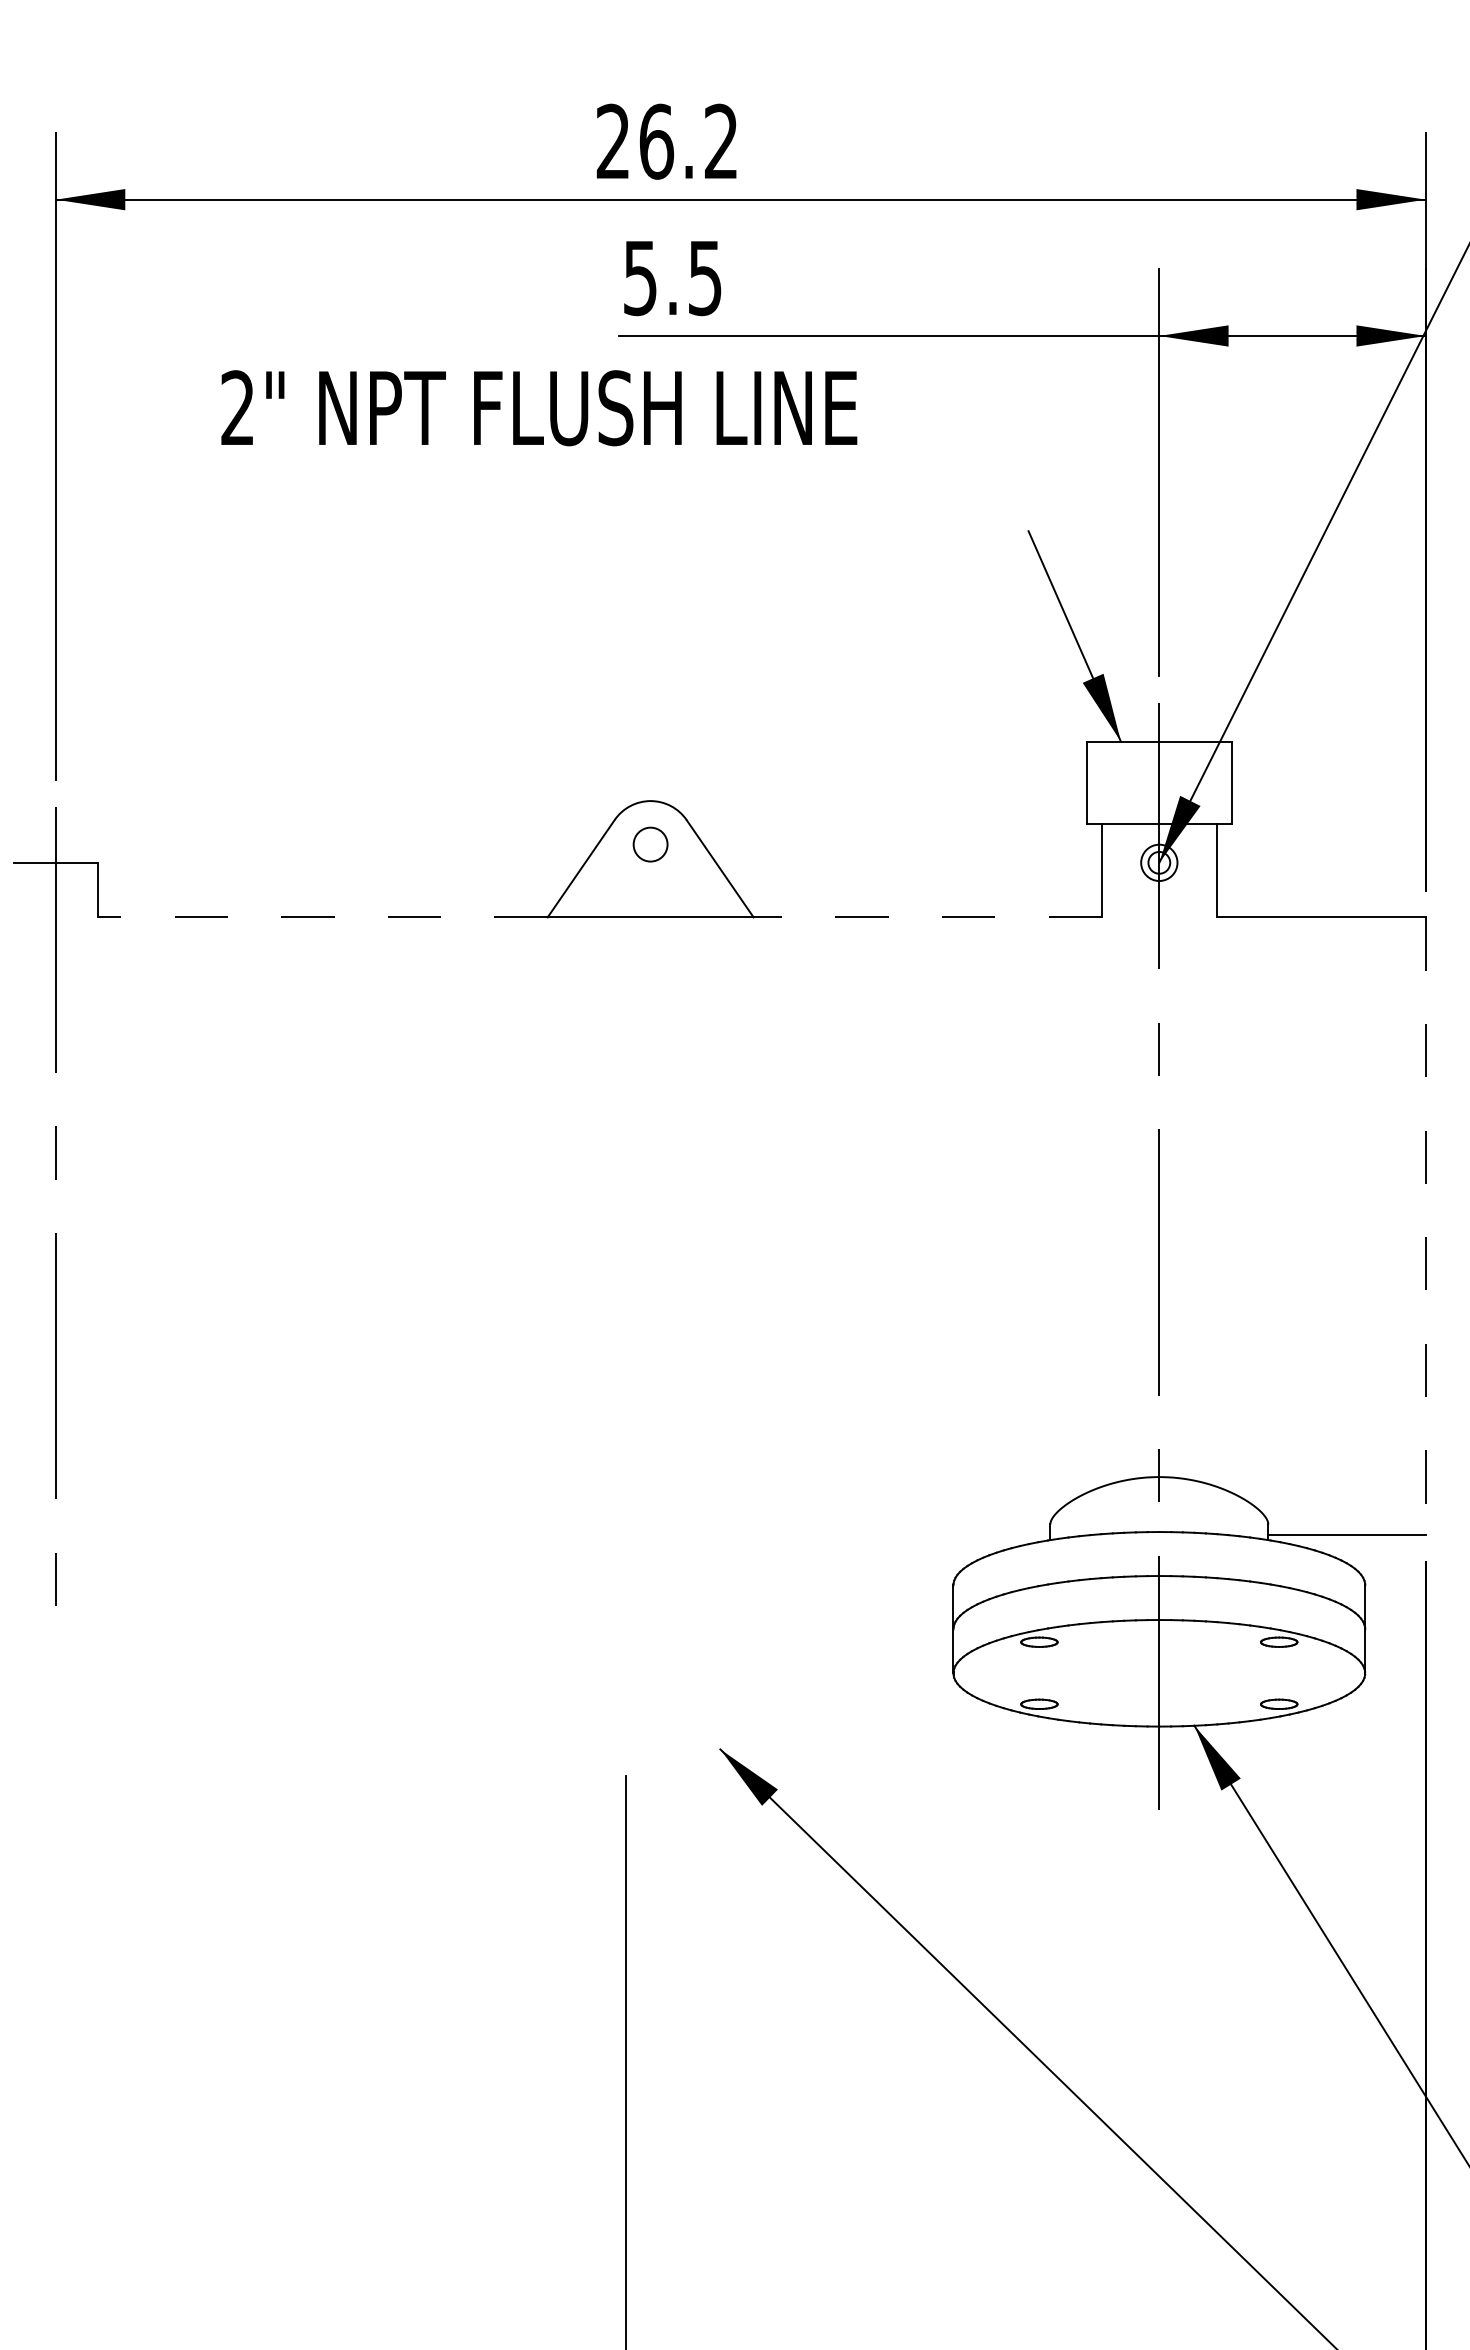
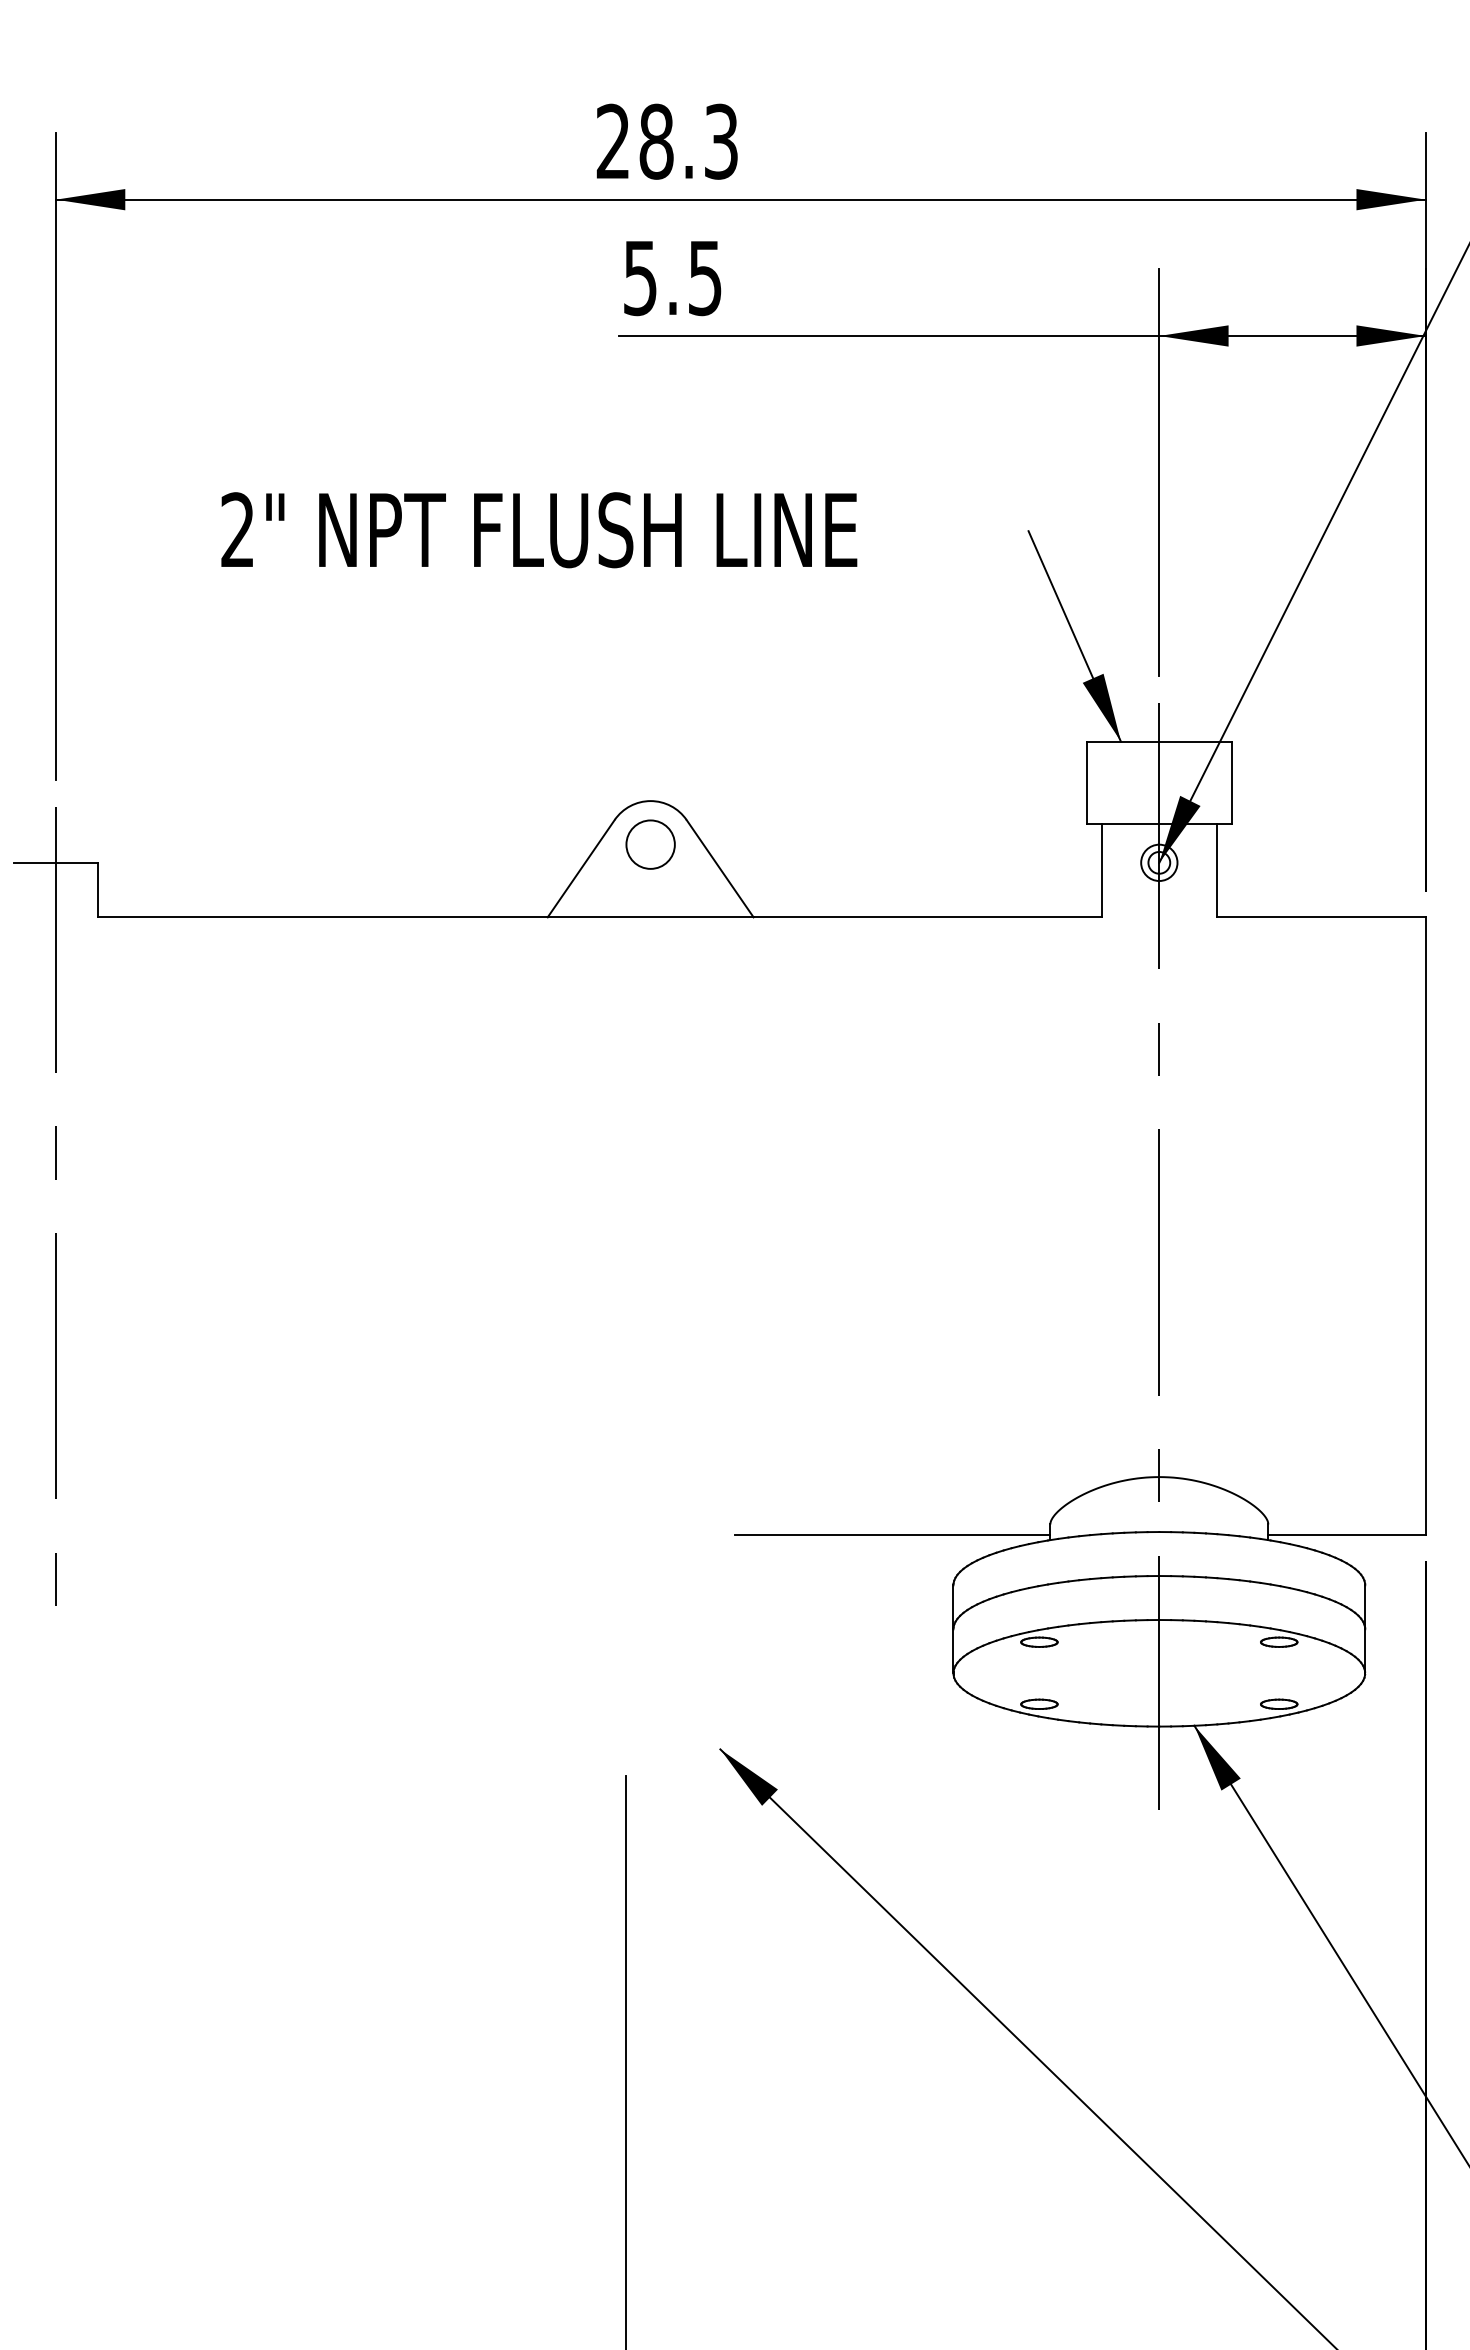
text: 26.2 -> 28.3 (688, 141)
text position: (539, 408) -> (539, 530) (539, 530)
circle size: 37x37 px -> 51x51 px (650, 844)
line: dashed -> solid (322, 917)
line: dashed -> solid (927, 917)
line: dashed -> solid (1425, 1226)
line: none -> present (892, 1535)
